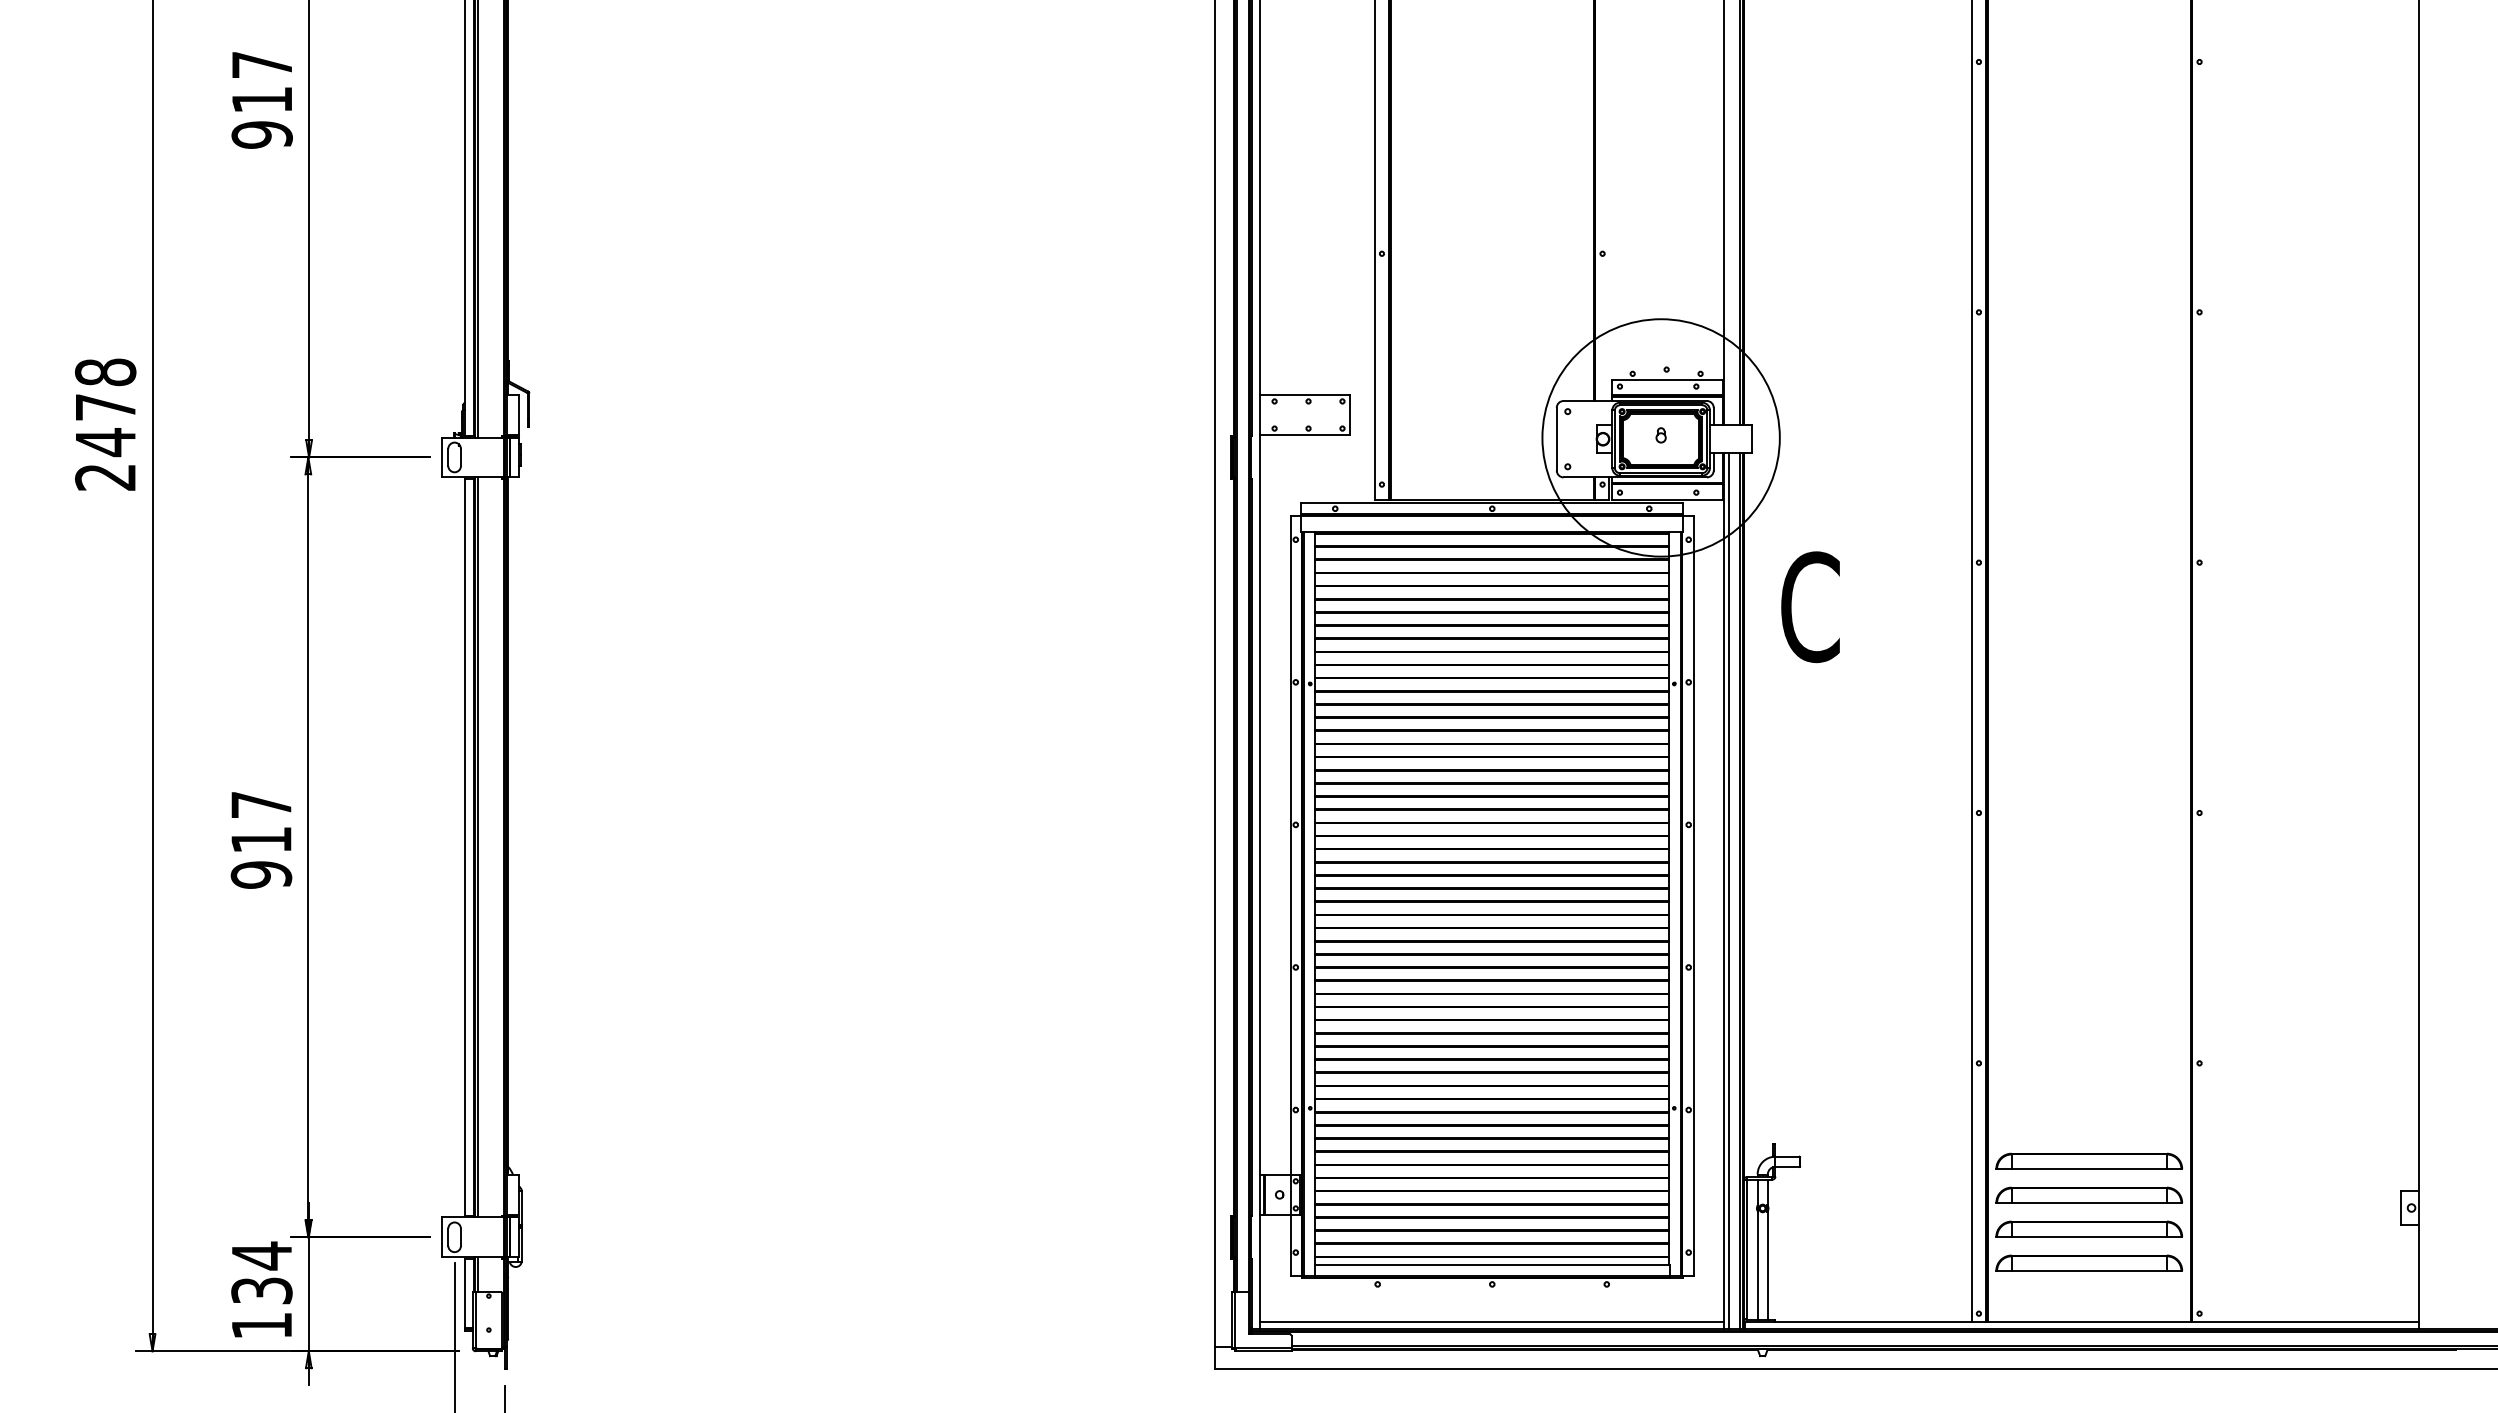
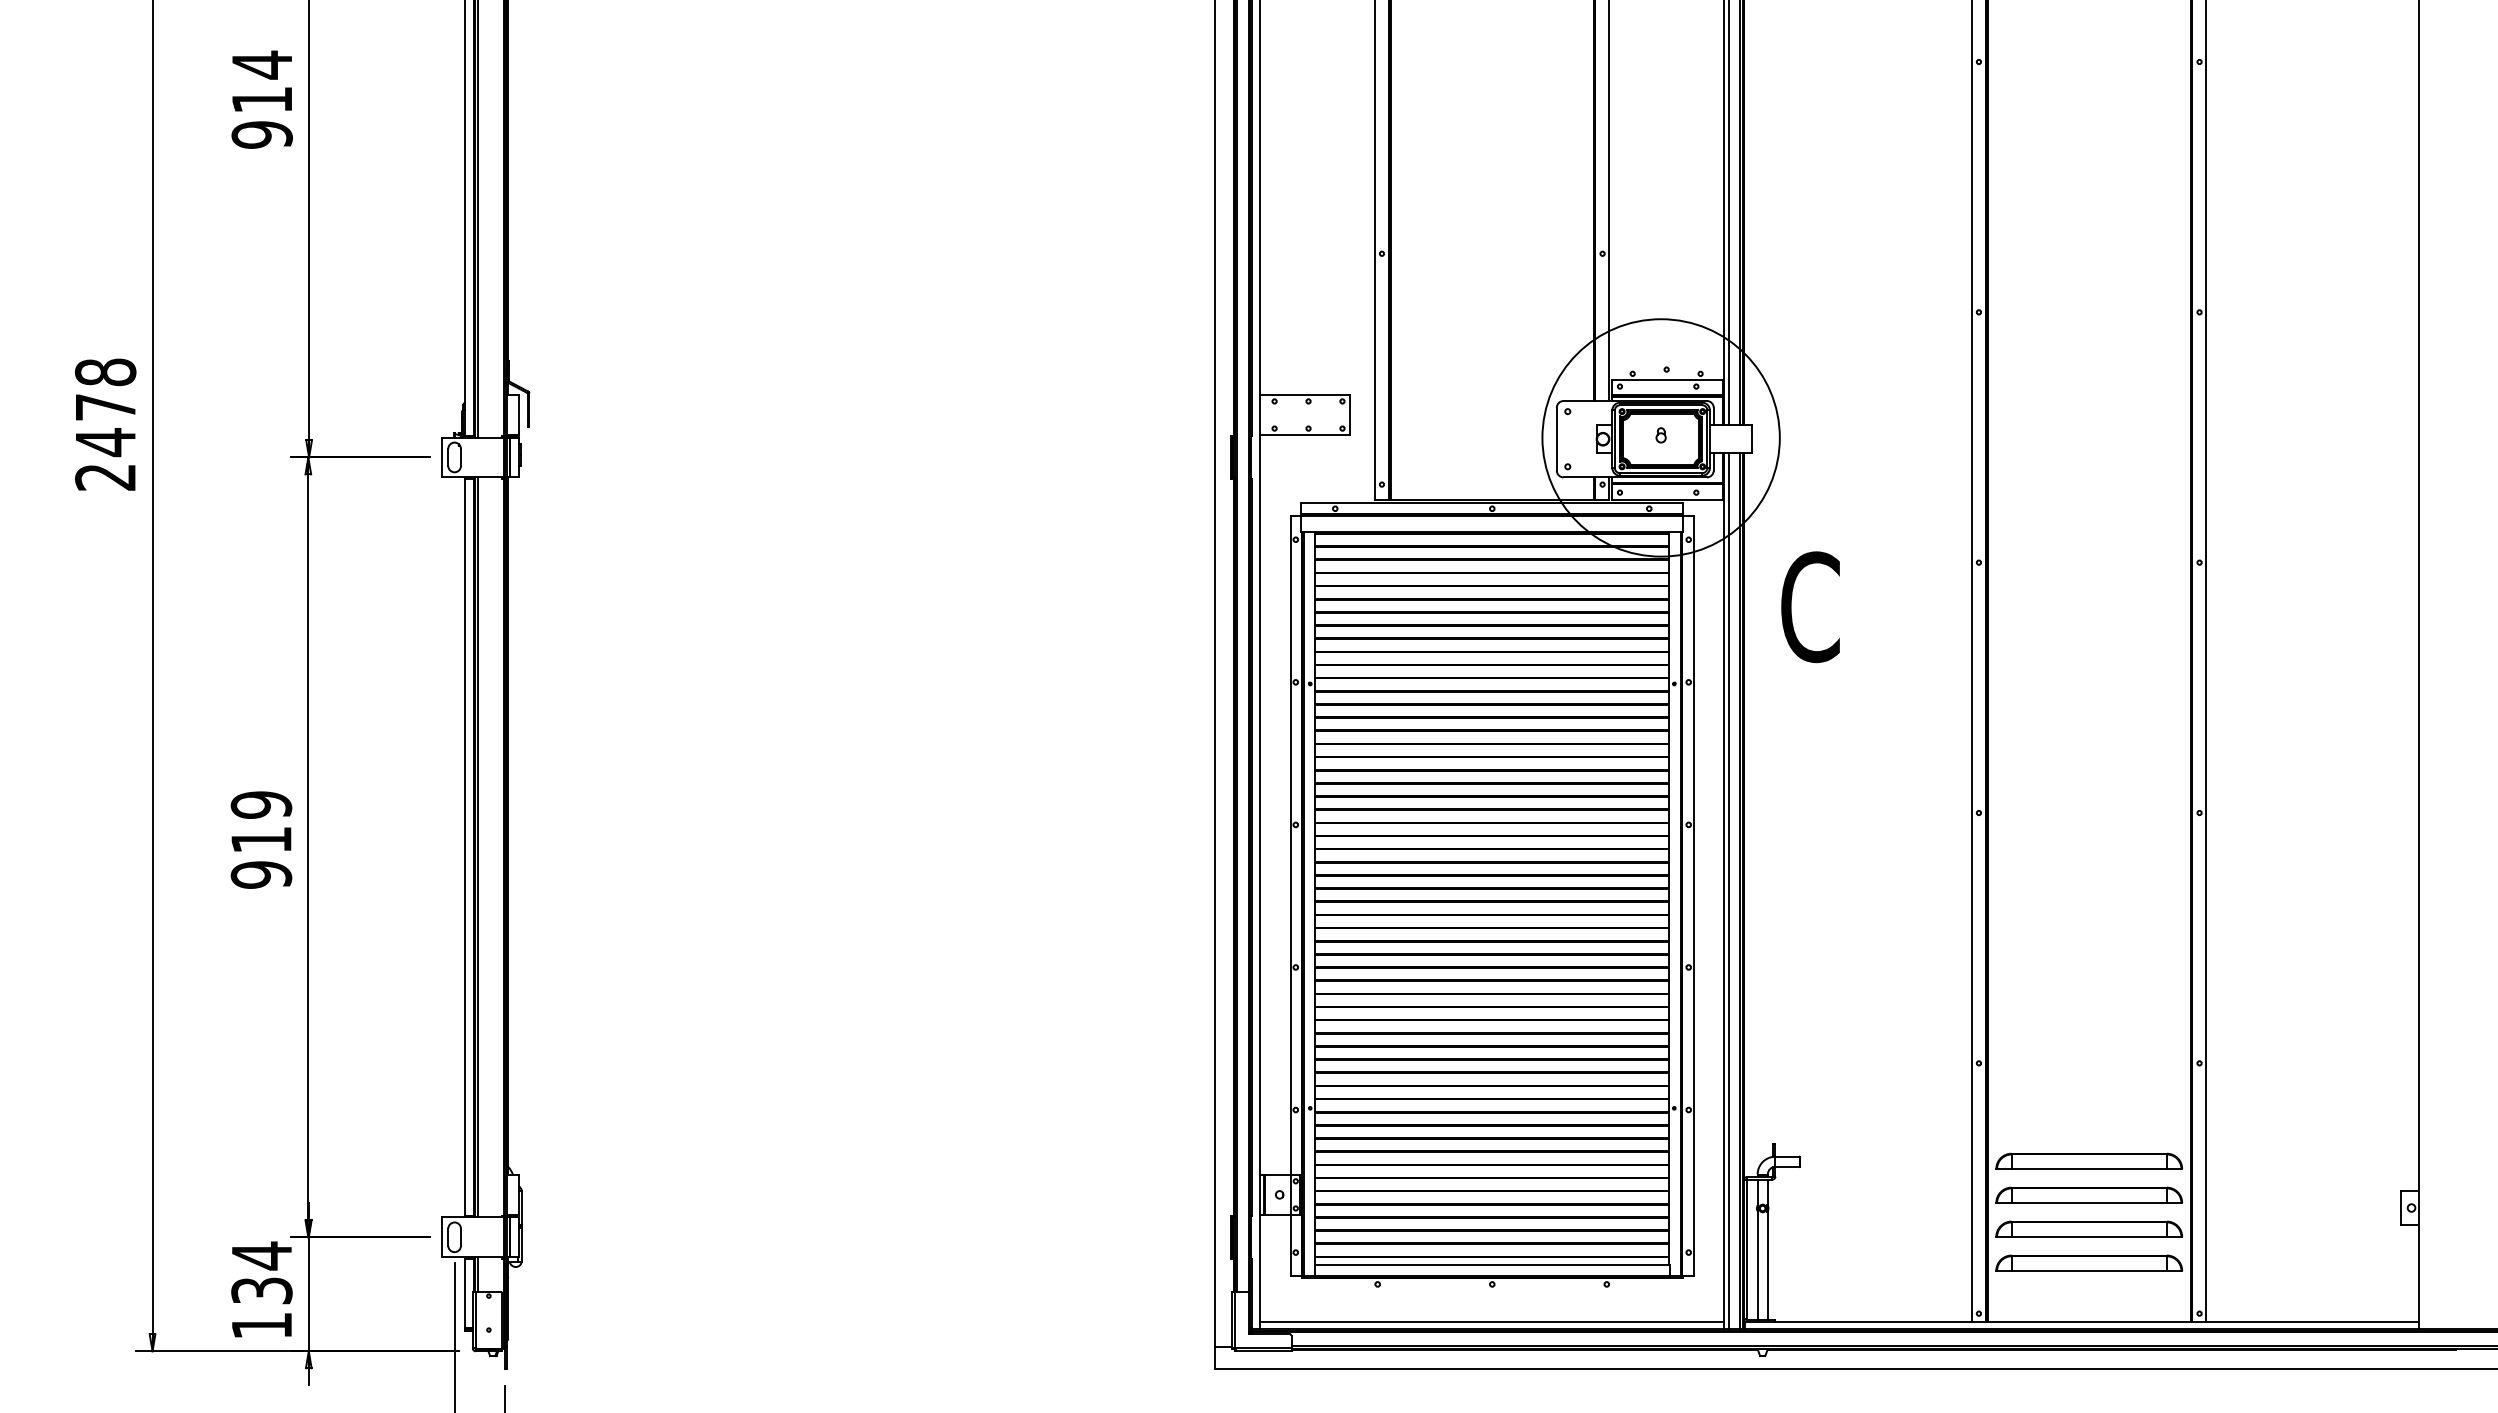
text: 917 -> 914 (261, 64)
line: none -> present (1609, 201)
line: none -> present (1728, 213)
line: none -> present (2206, 662)
text: 917 -> 919 (261, 804)
